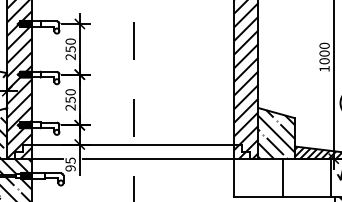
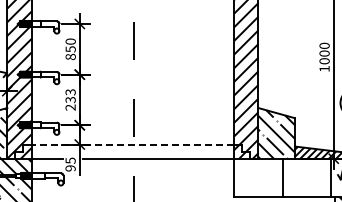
text: 250 -> 850 (70, 56)
text: 250 -> 233 (70, 95)
line: solid -> dashed (132, 144)
